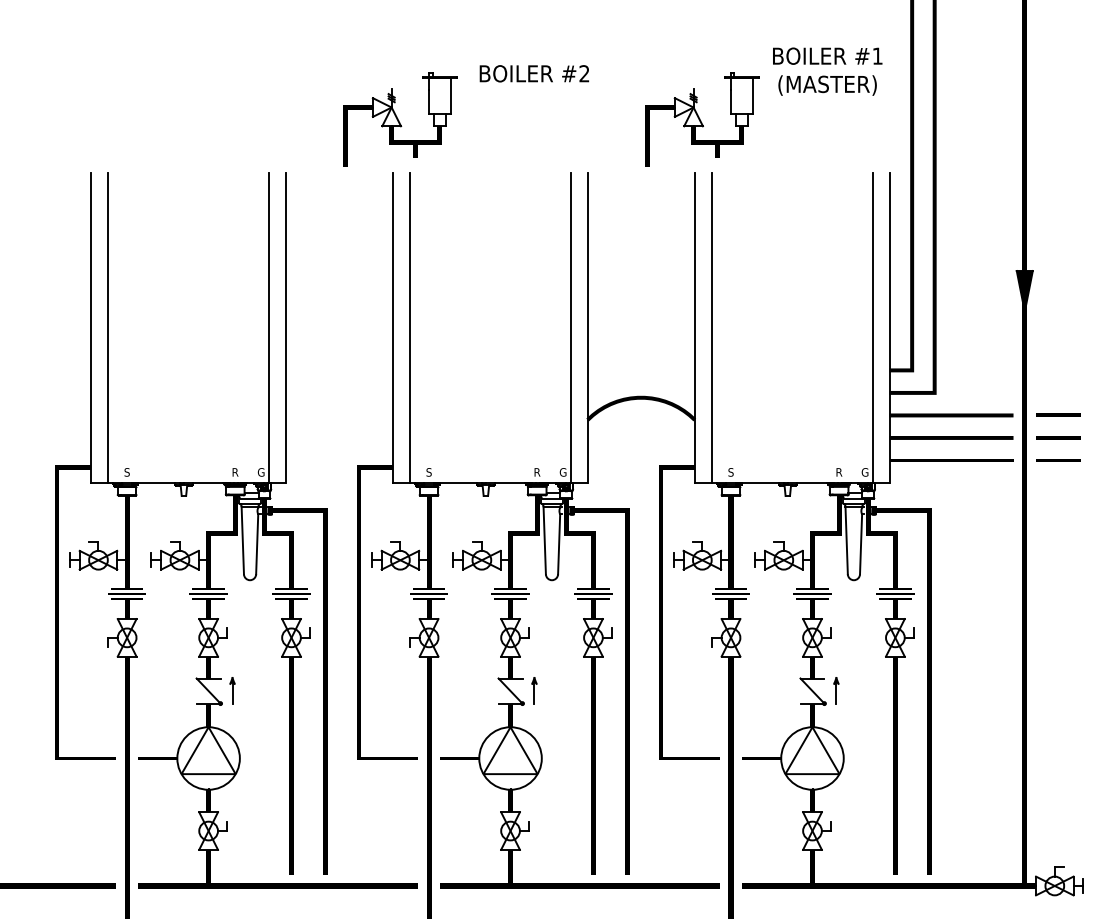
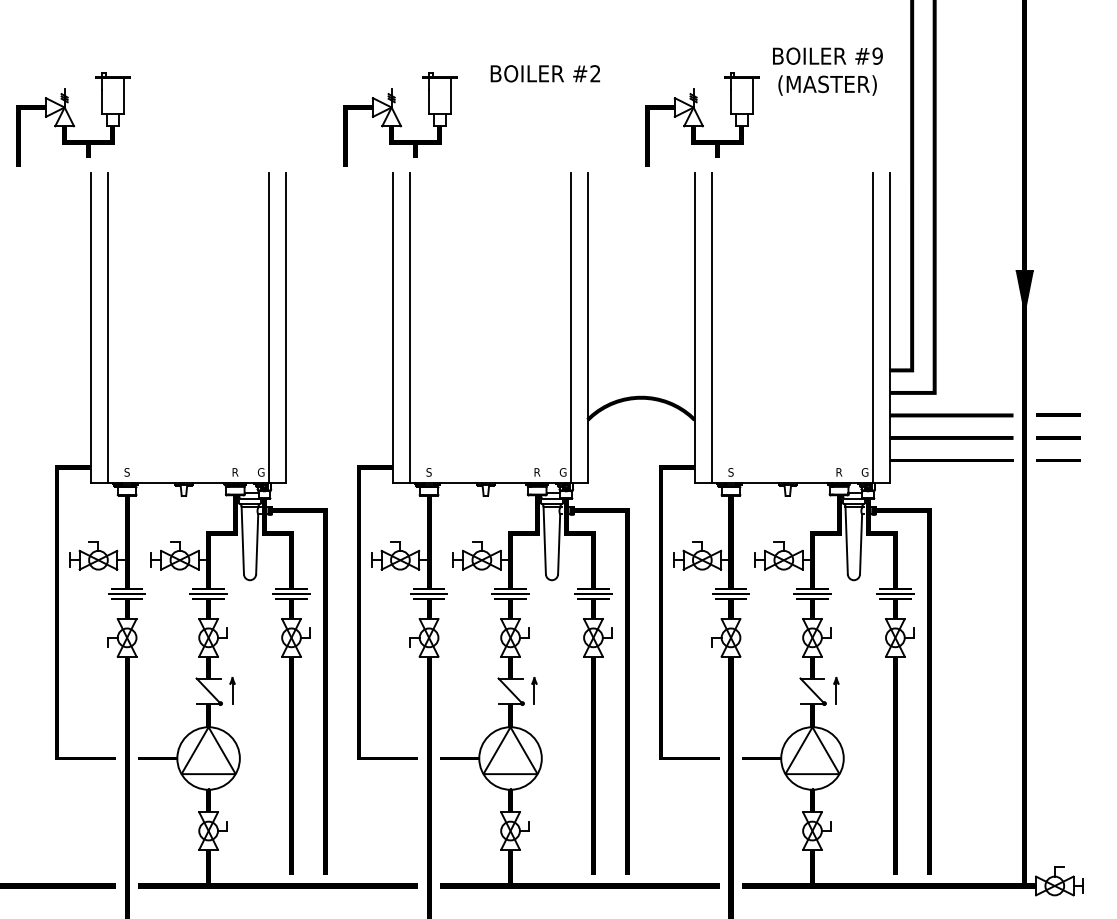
text: #1 -> #9 (877, 55)
text position: (534, 73) -> (545, 73) (545, 73)
part: none -> present (73, 119)
